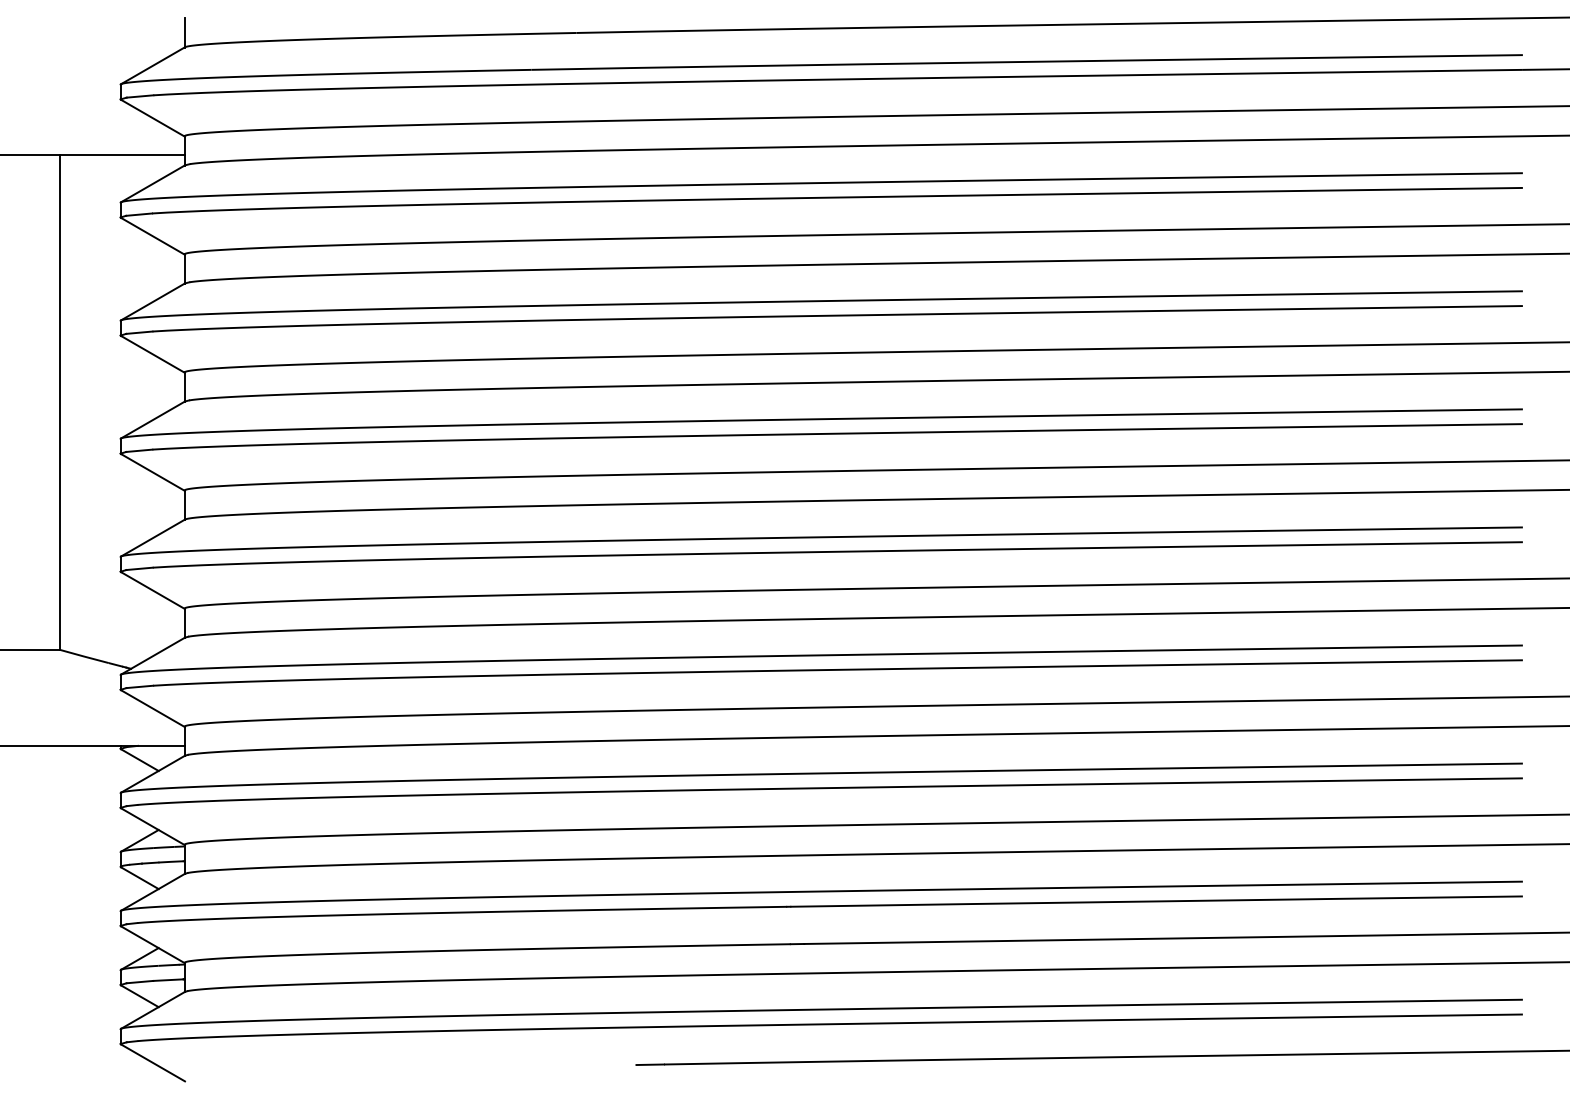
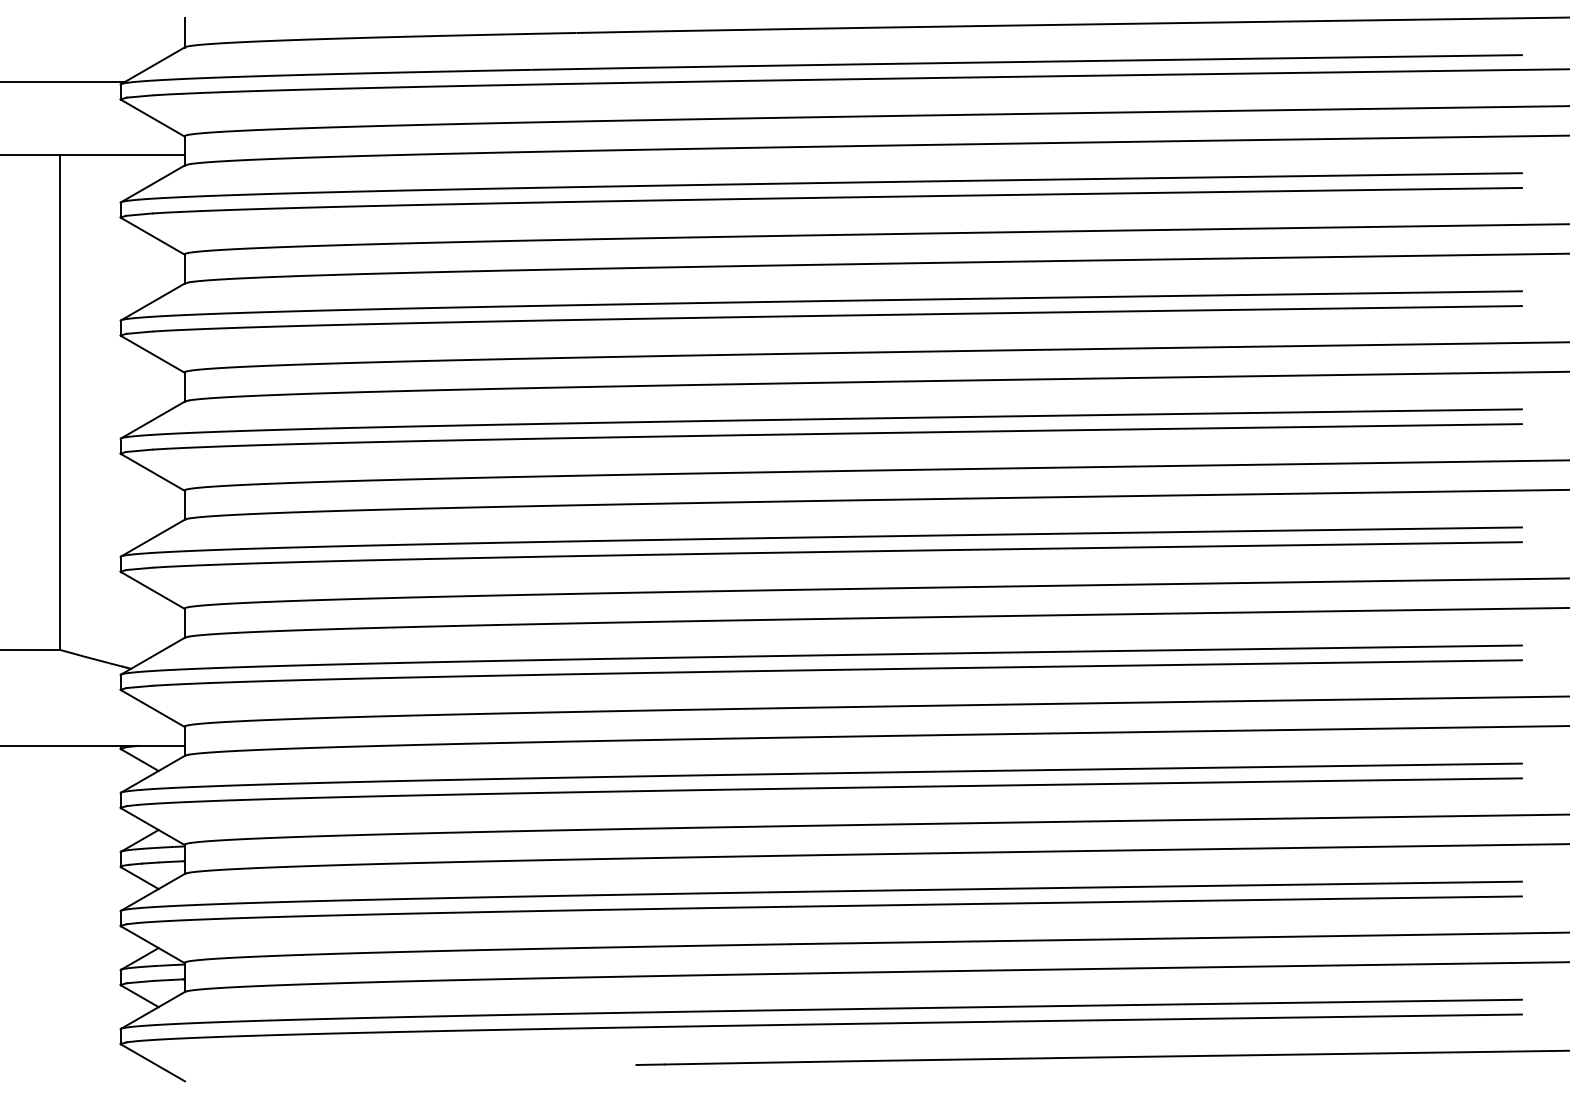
line: none -> present (63, 81)
